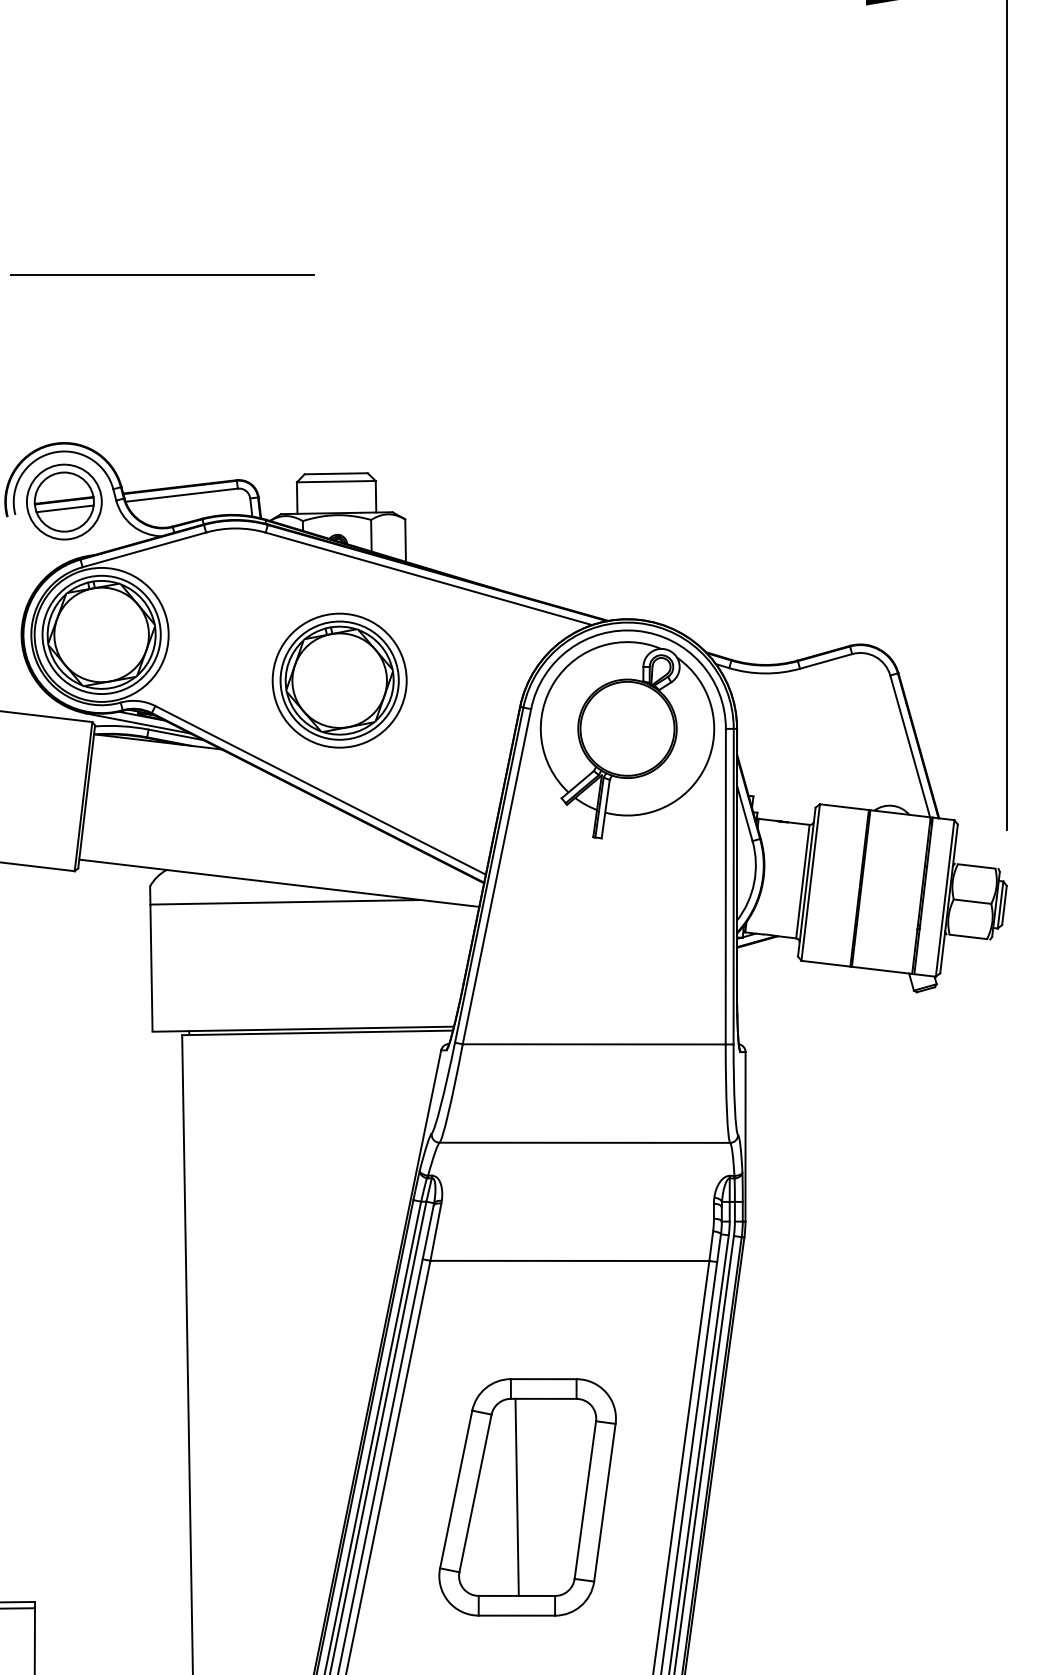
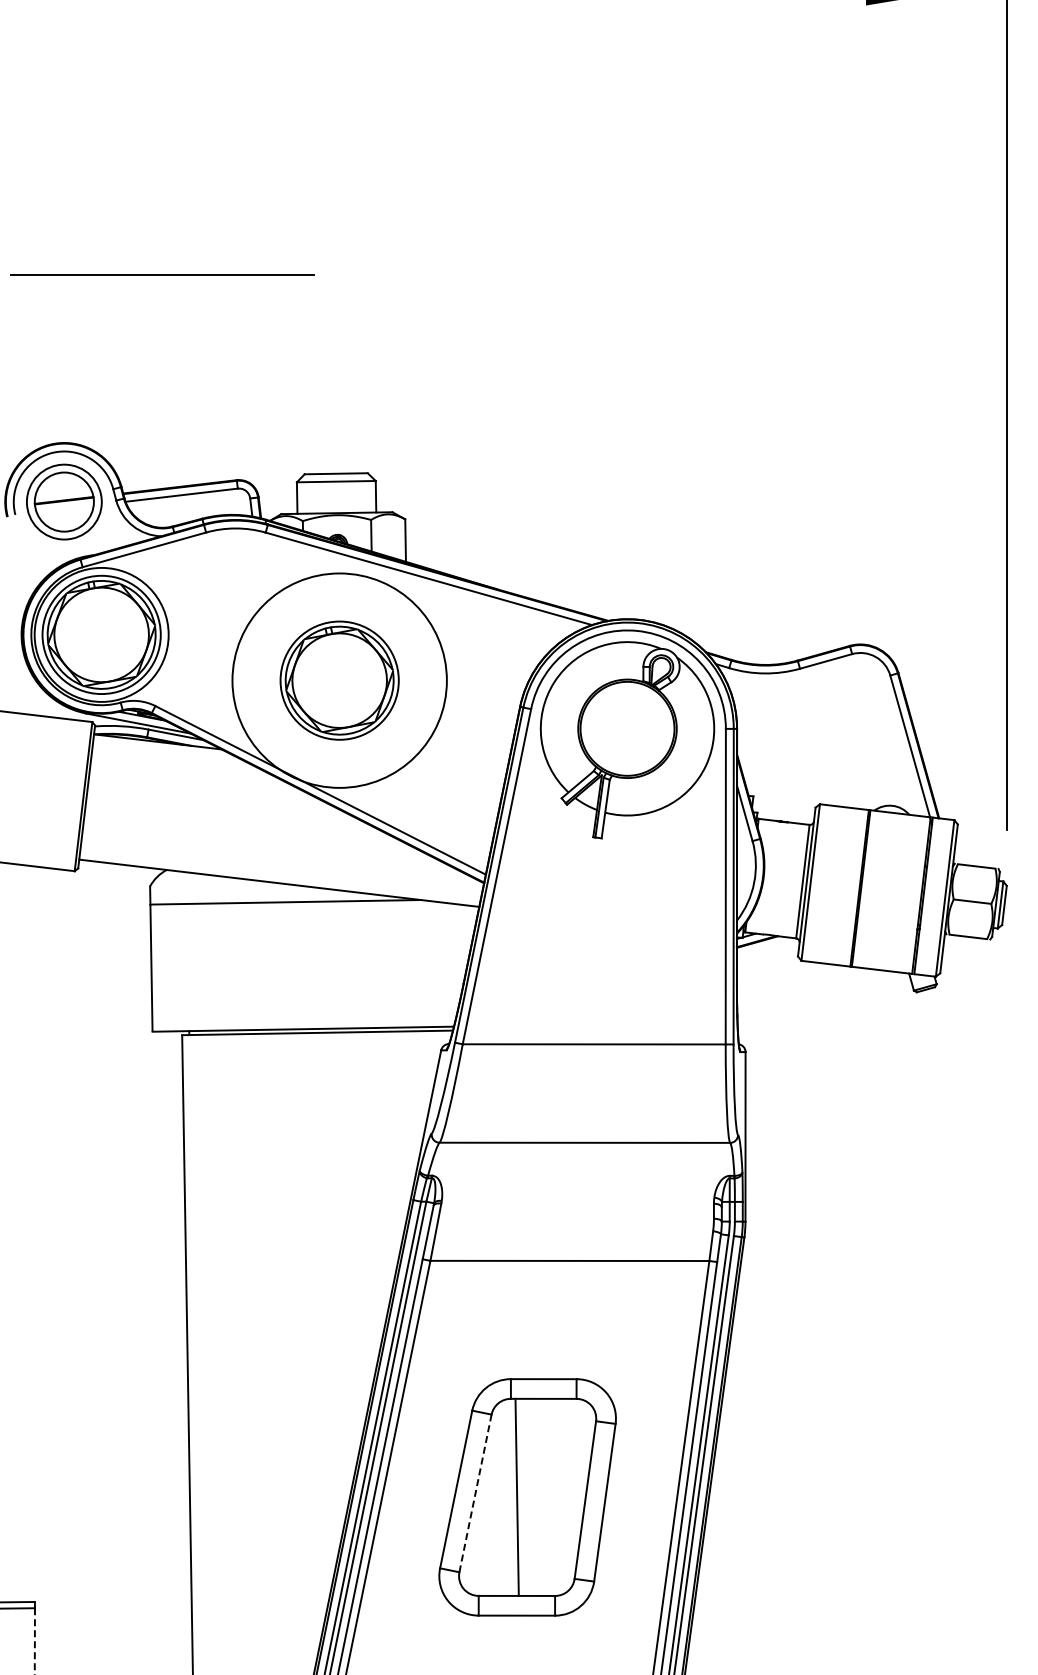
line: present -> none (64, 508)
circle diameter: 134 px -> 214 px (339, 680)
line: solid -> dashed (475, 1492)
line: solid -> dashed (34, 1641)
